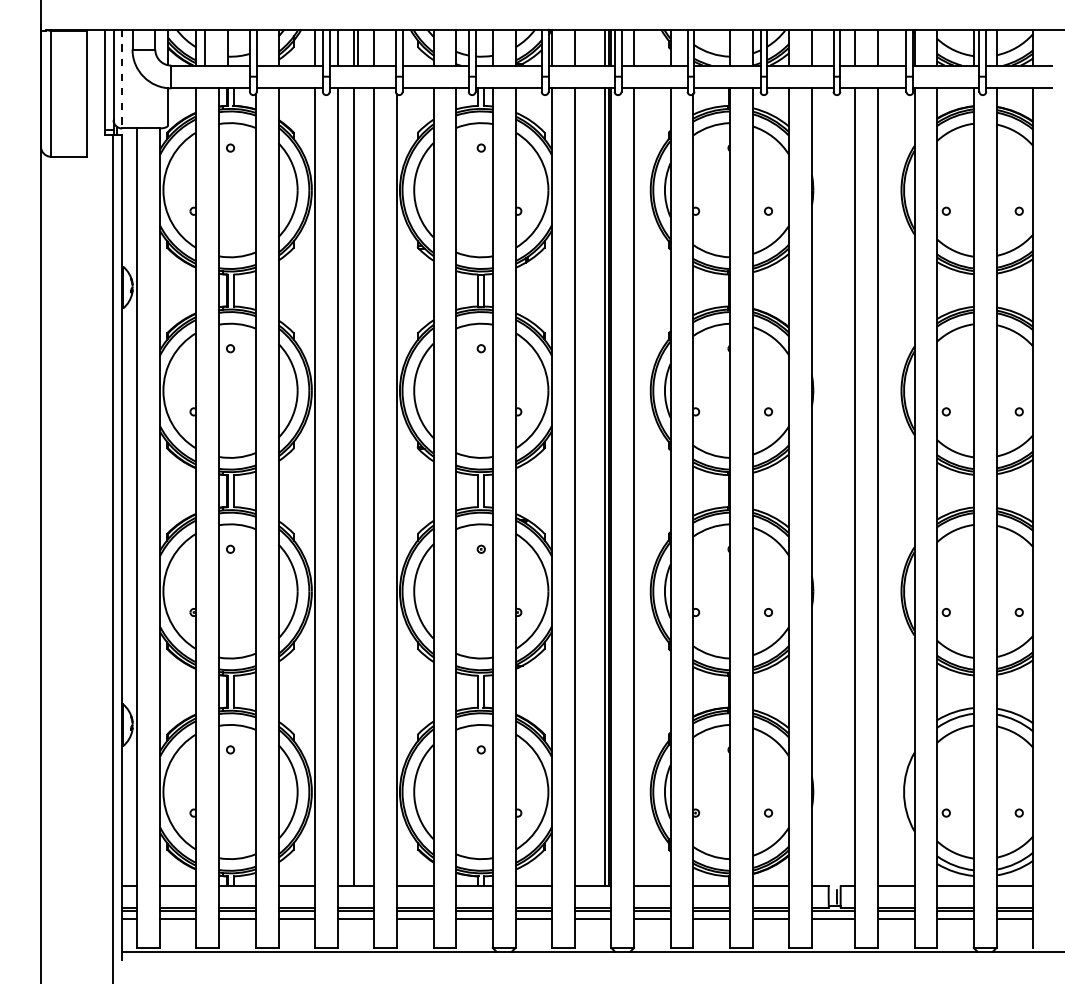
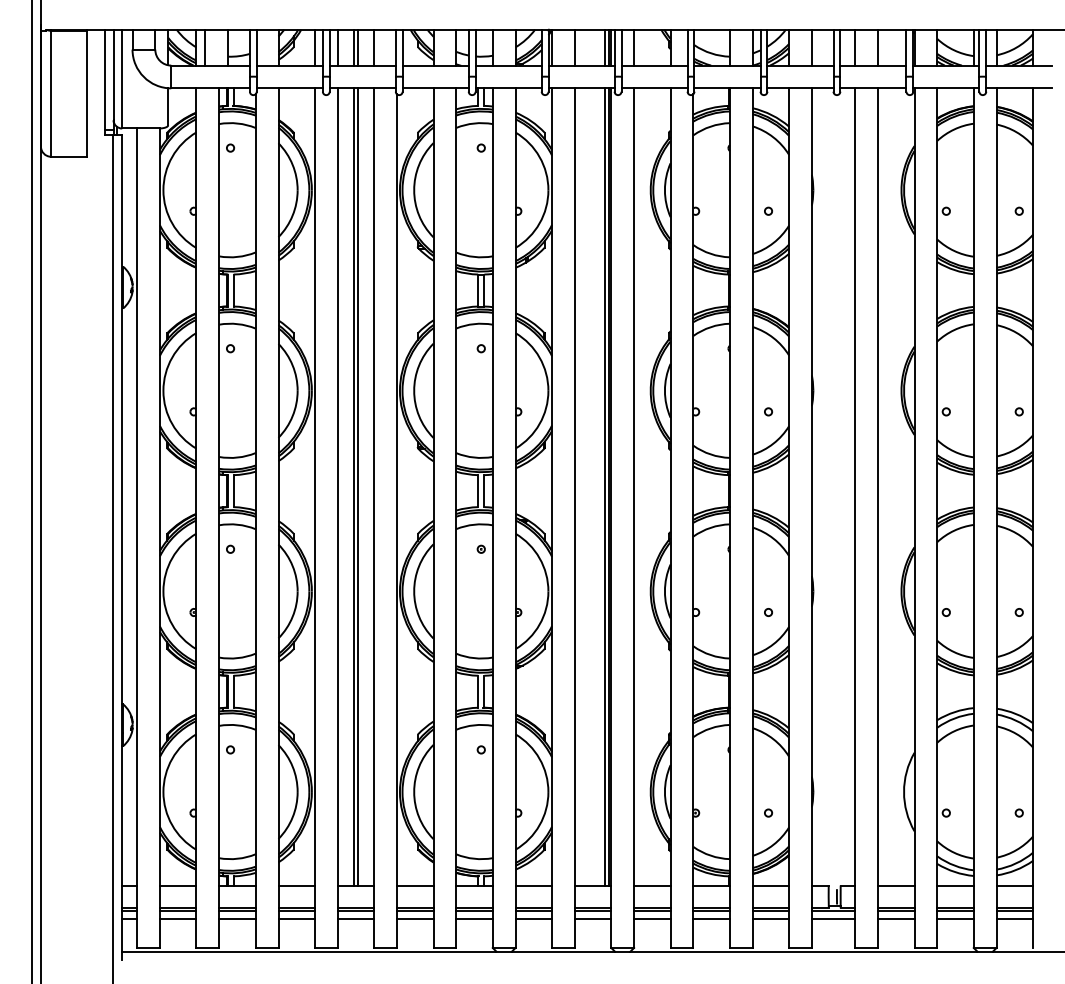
line: dashed -> solid (122, 79)
line: none -> present (358, 486)
line: none -> present (31, 491)
